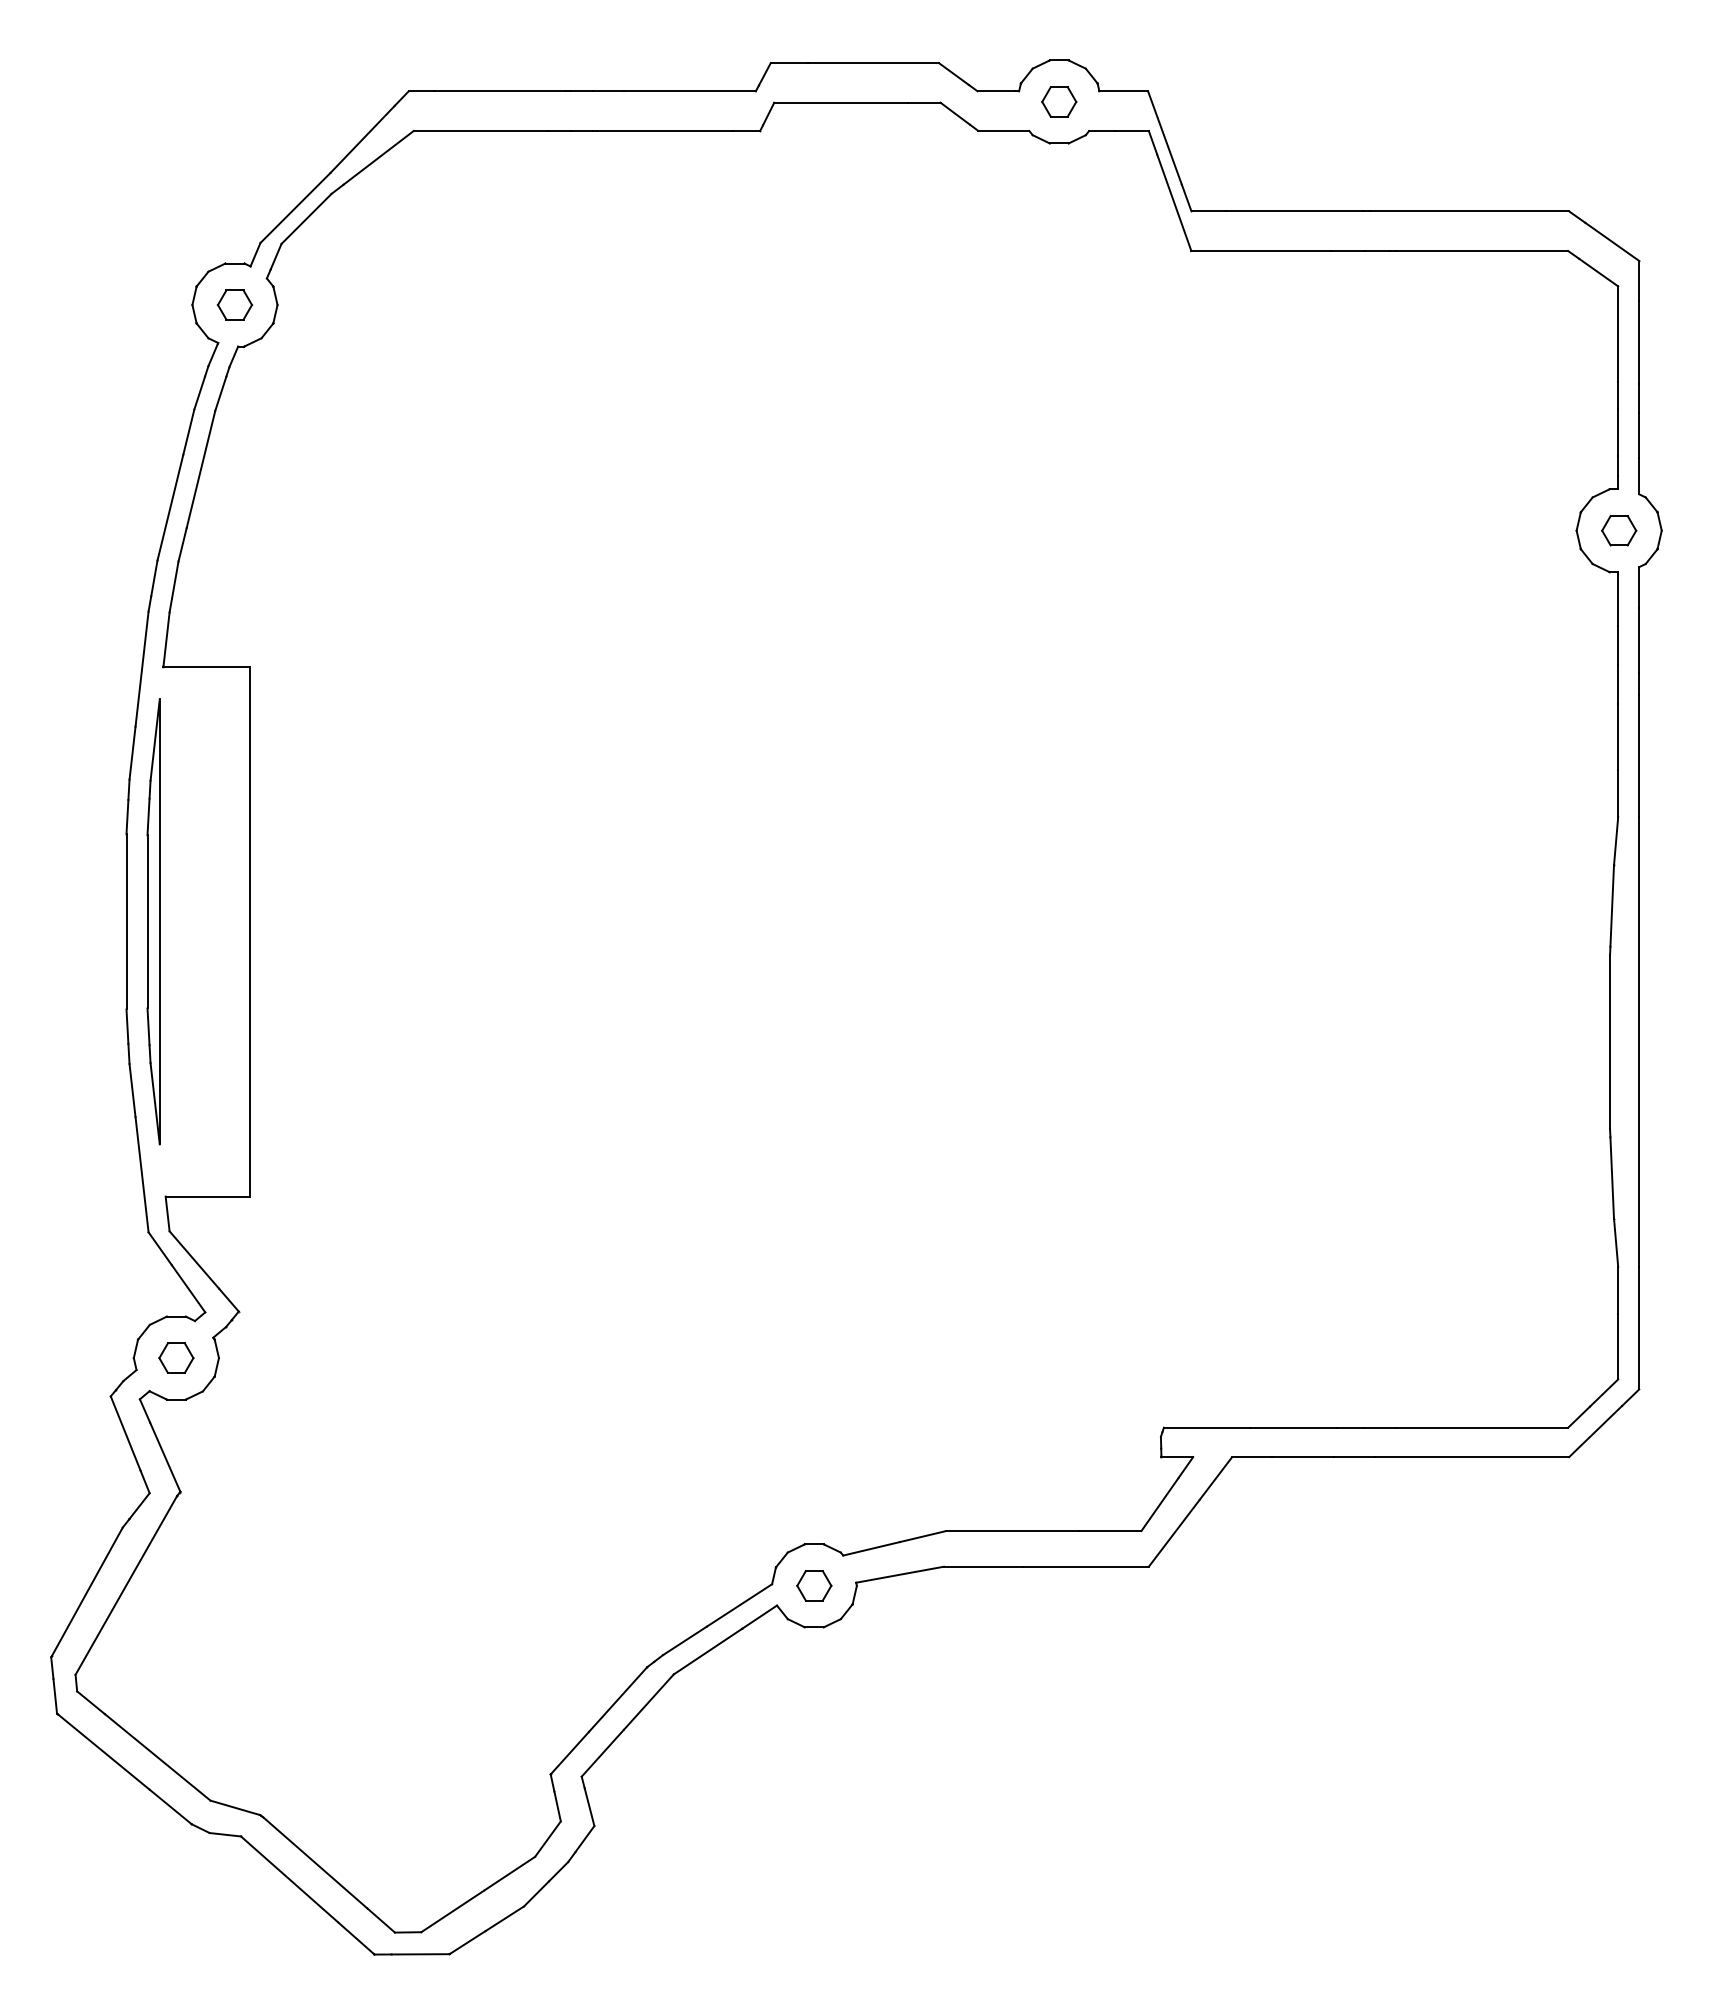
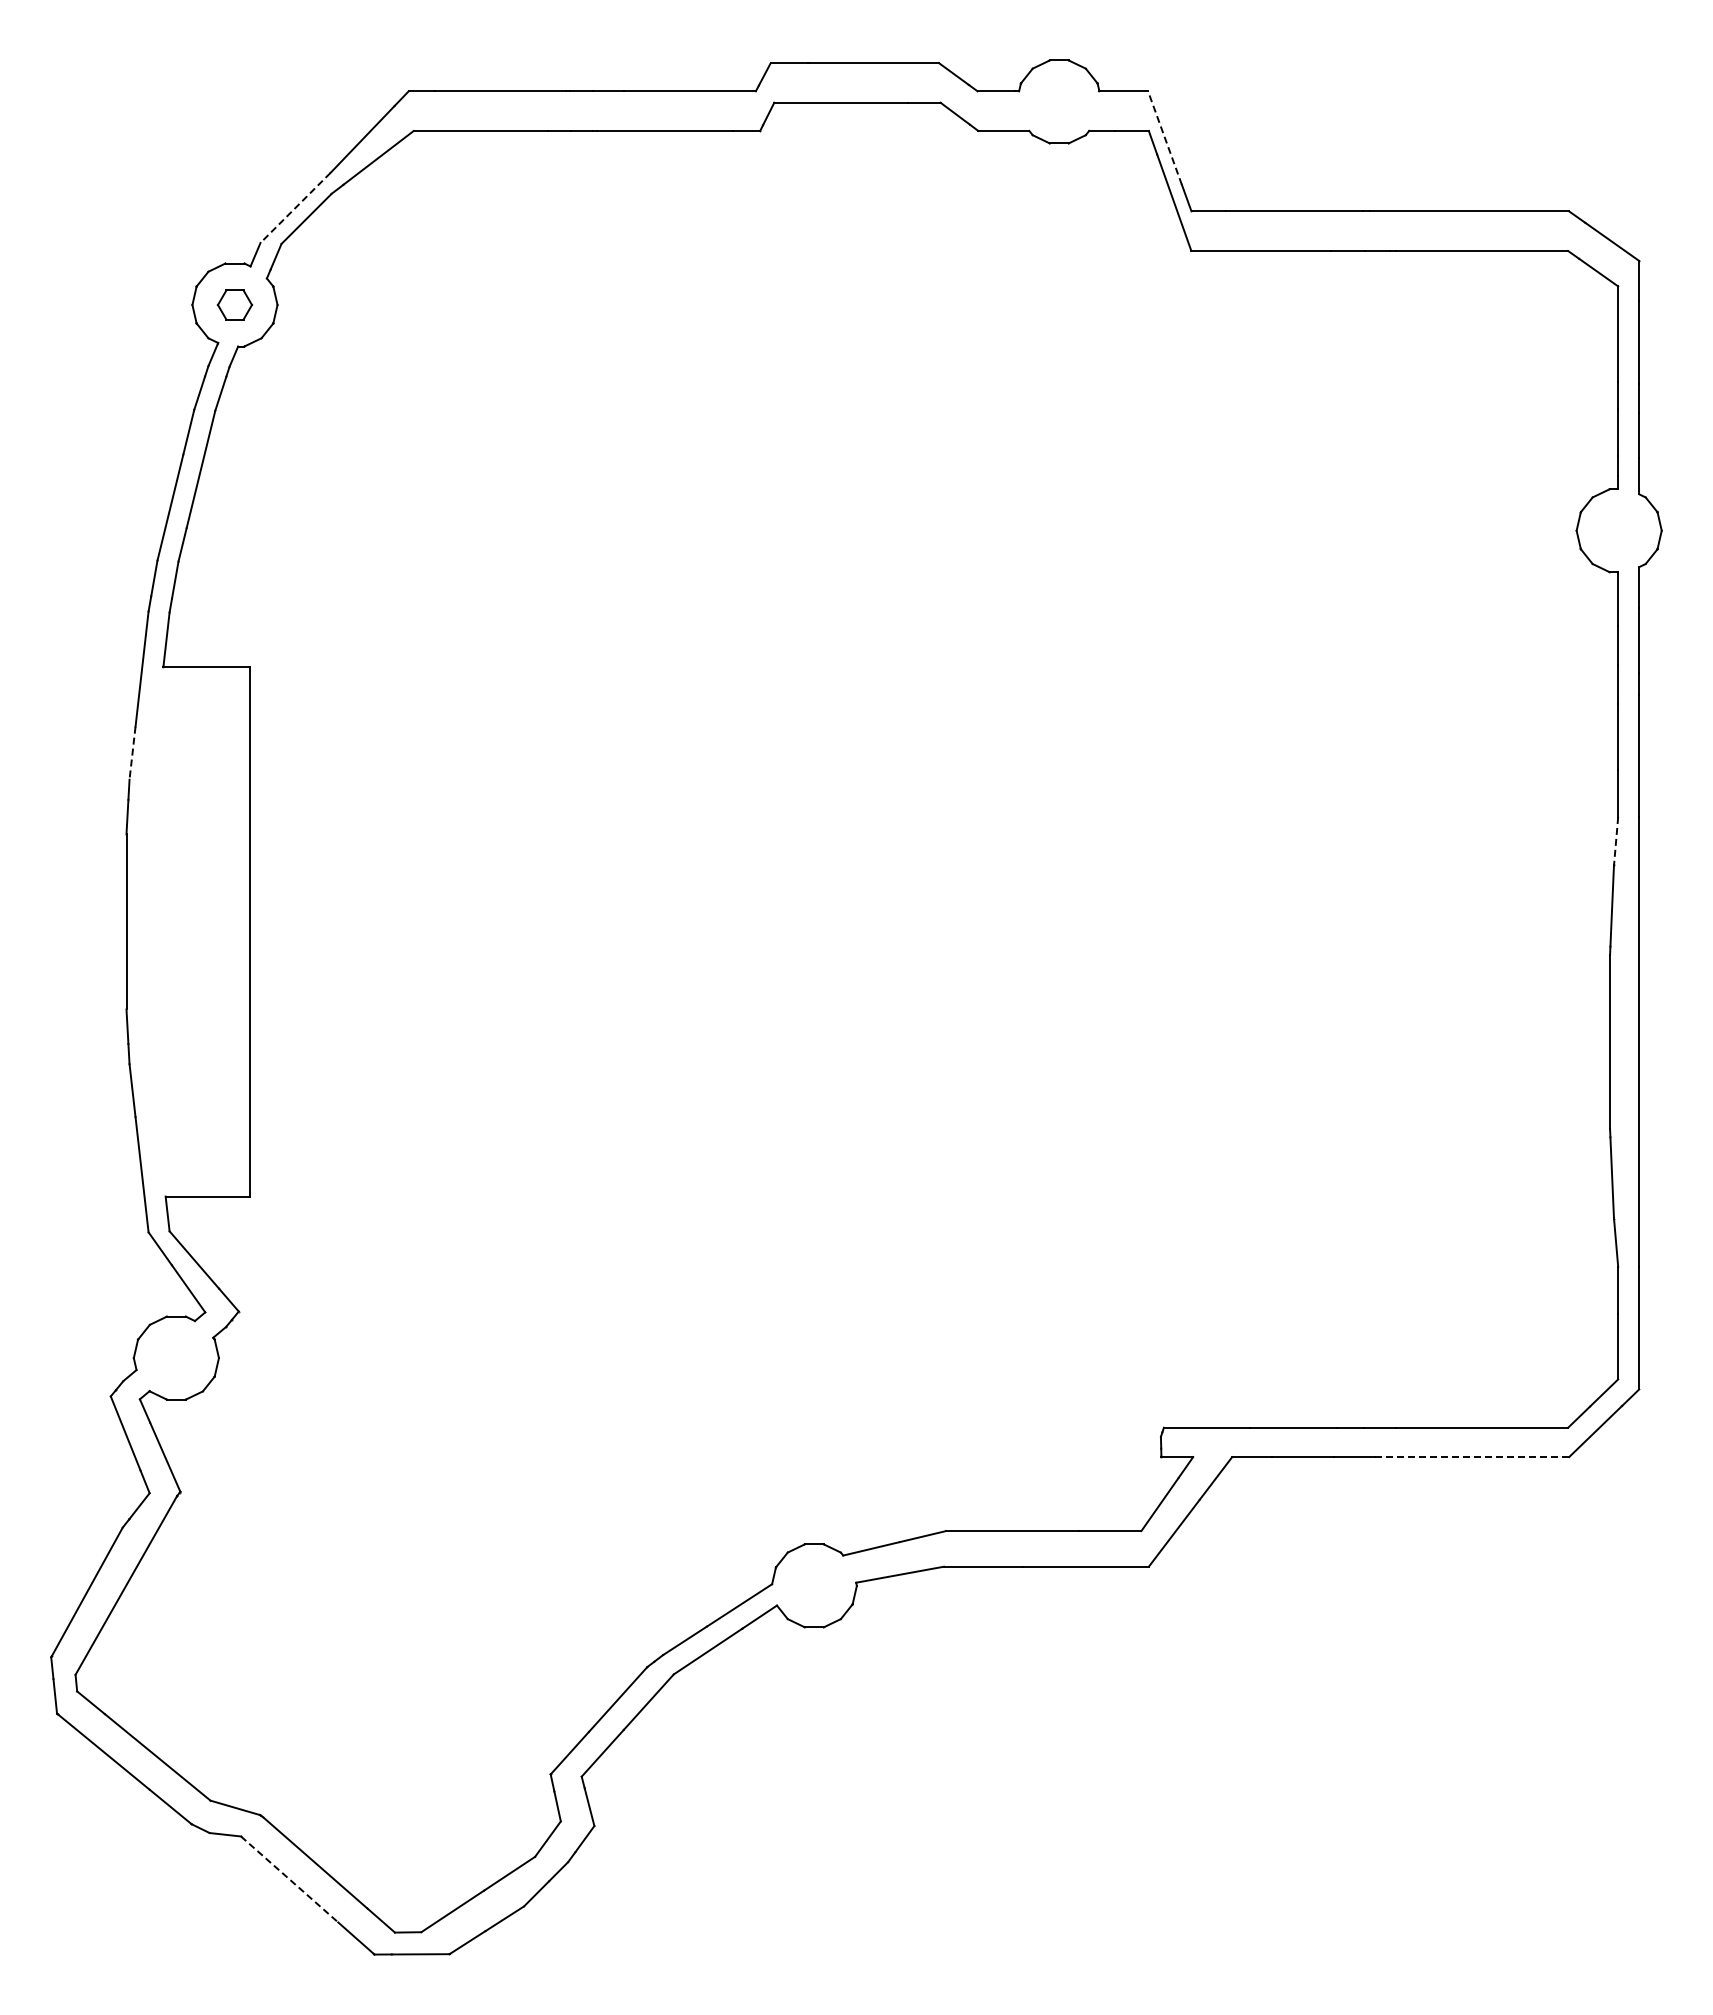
part: present -> none (1059, 101)
line: solid -> dashed (1164, 138)
line: solid -> dashed (295, 207)
part: present -> none (1619, 530)
line: solid -> dashed (132, 753)
line: solid -> dashed (1616, 841)
part: present -> none (153, 921)
part: present -> none (176, 1357)
line: solid -> dashed (1472, 1457)
part: present -> none (814, 1585)
line: solid -> dashed (289, 1879)
